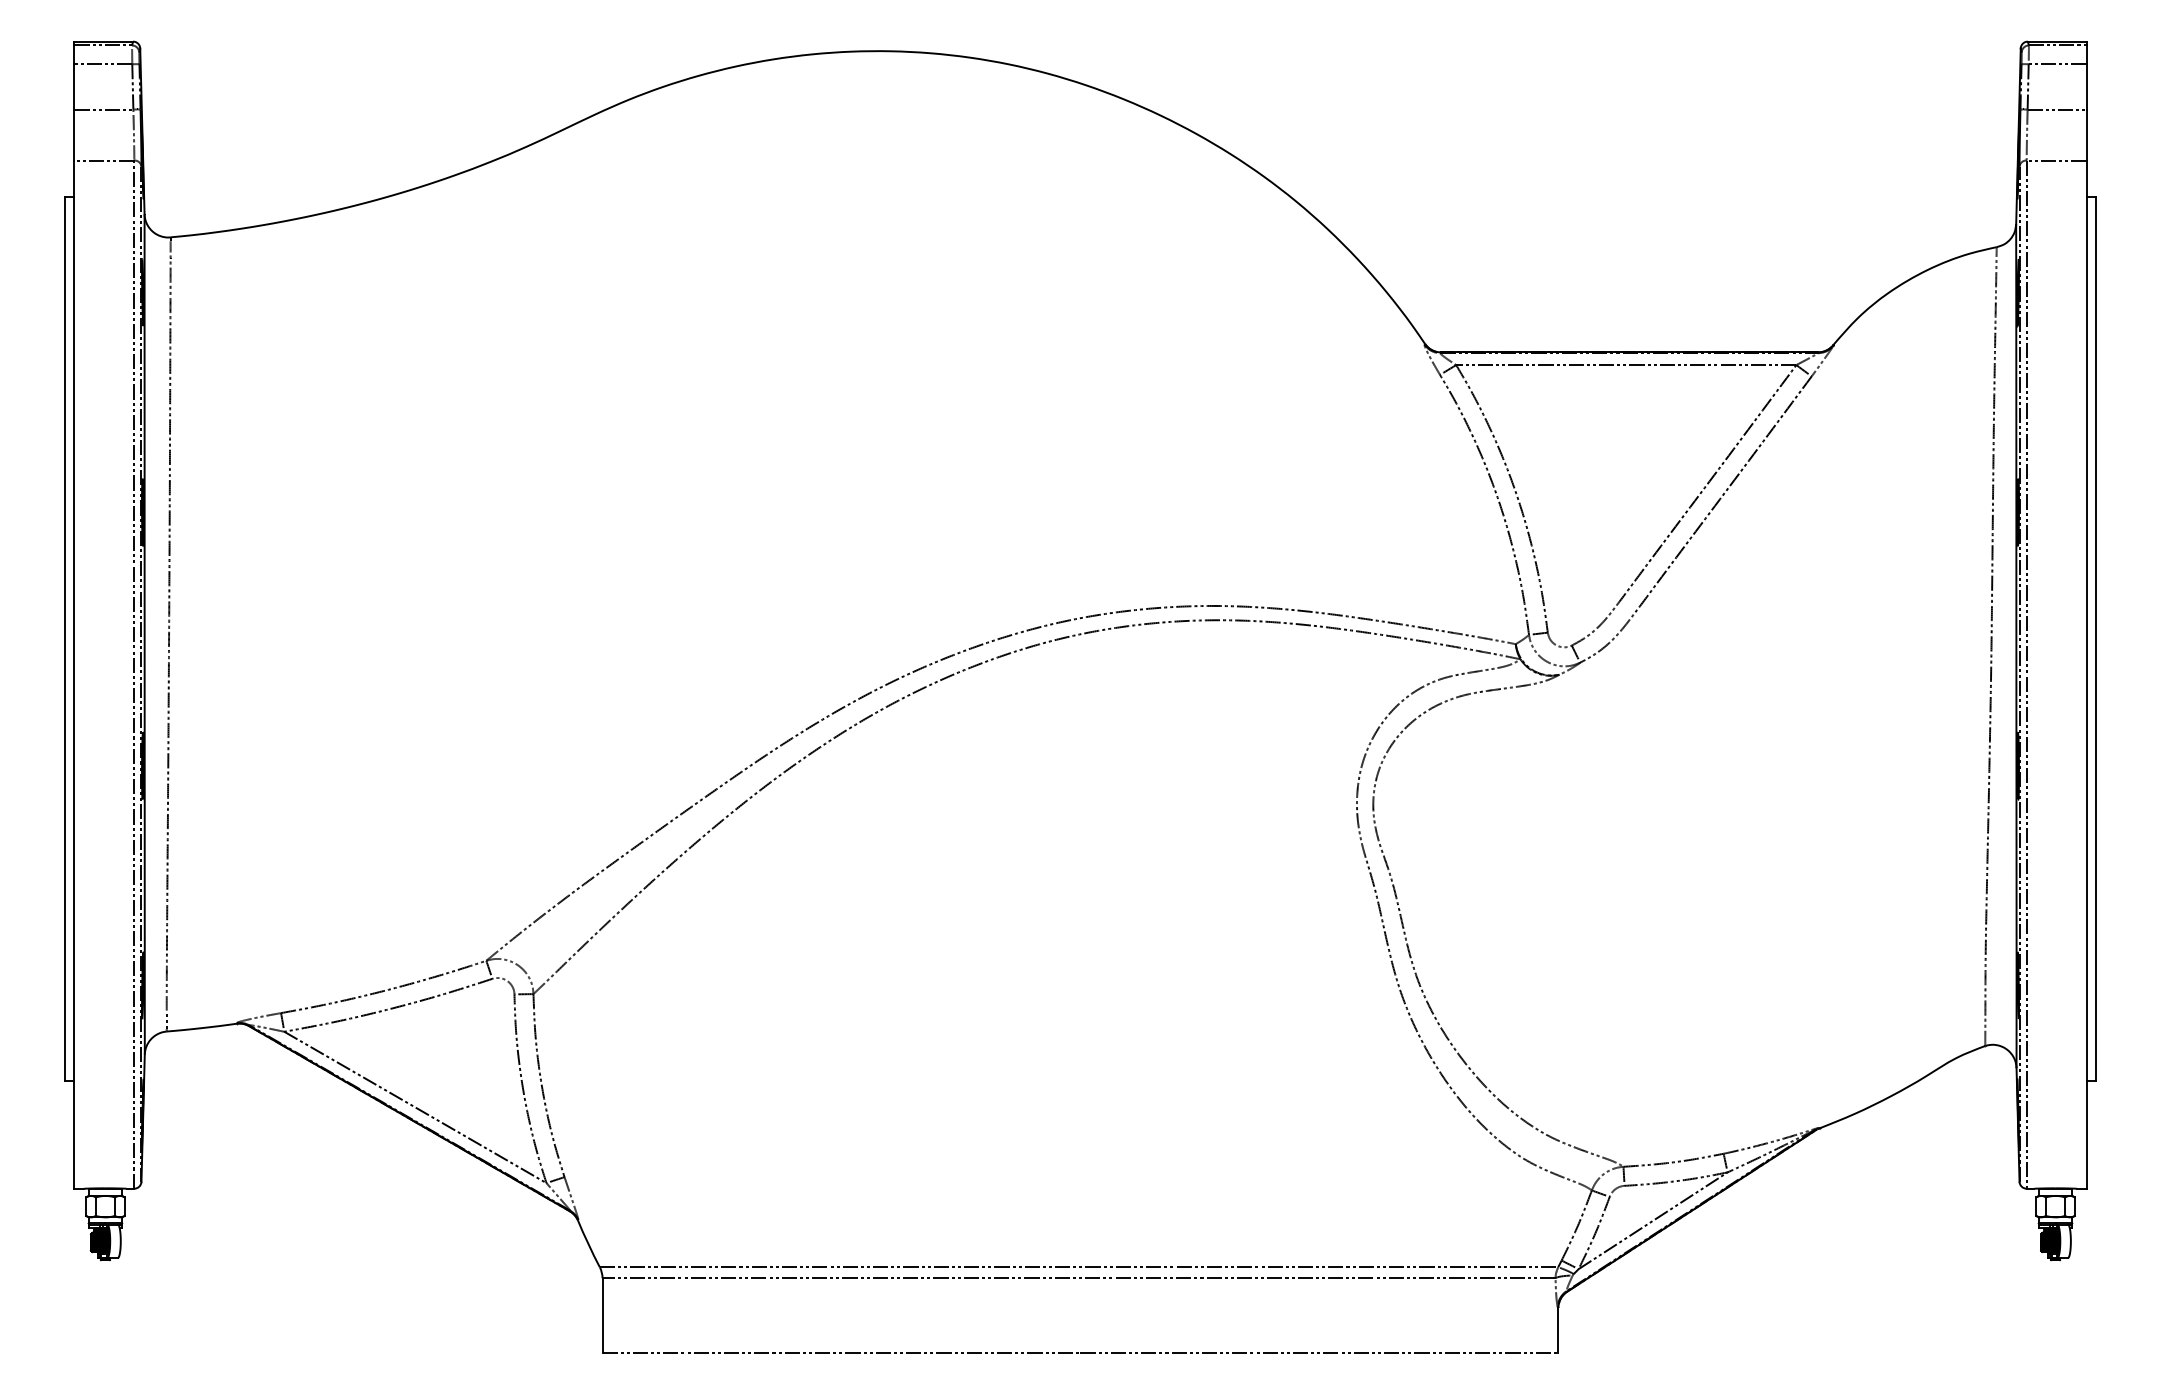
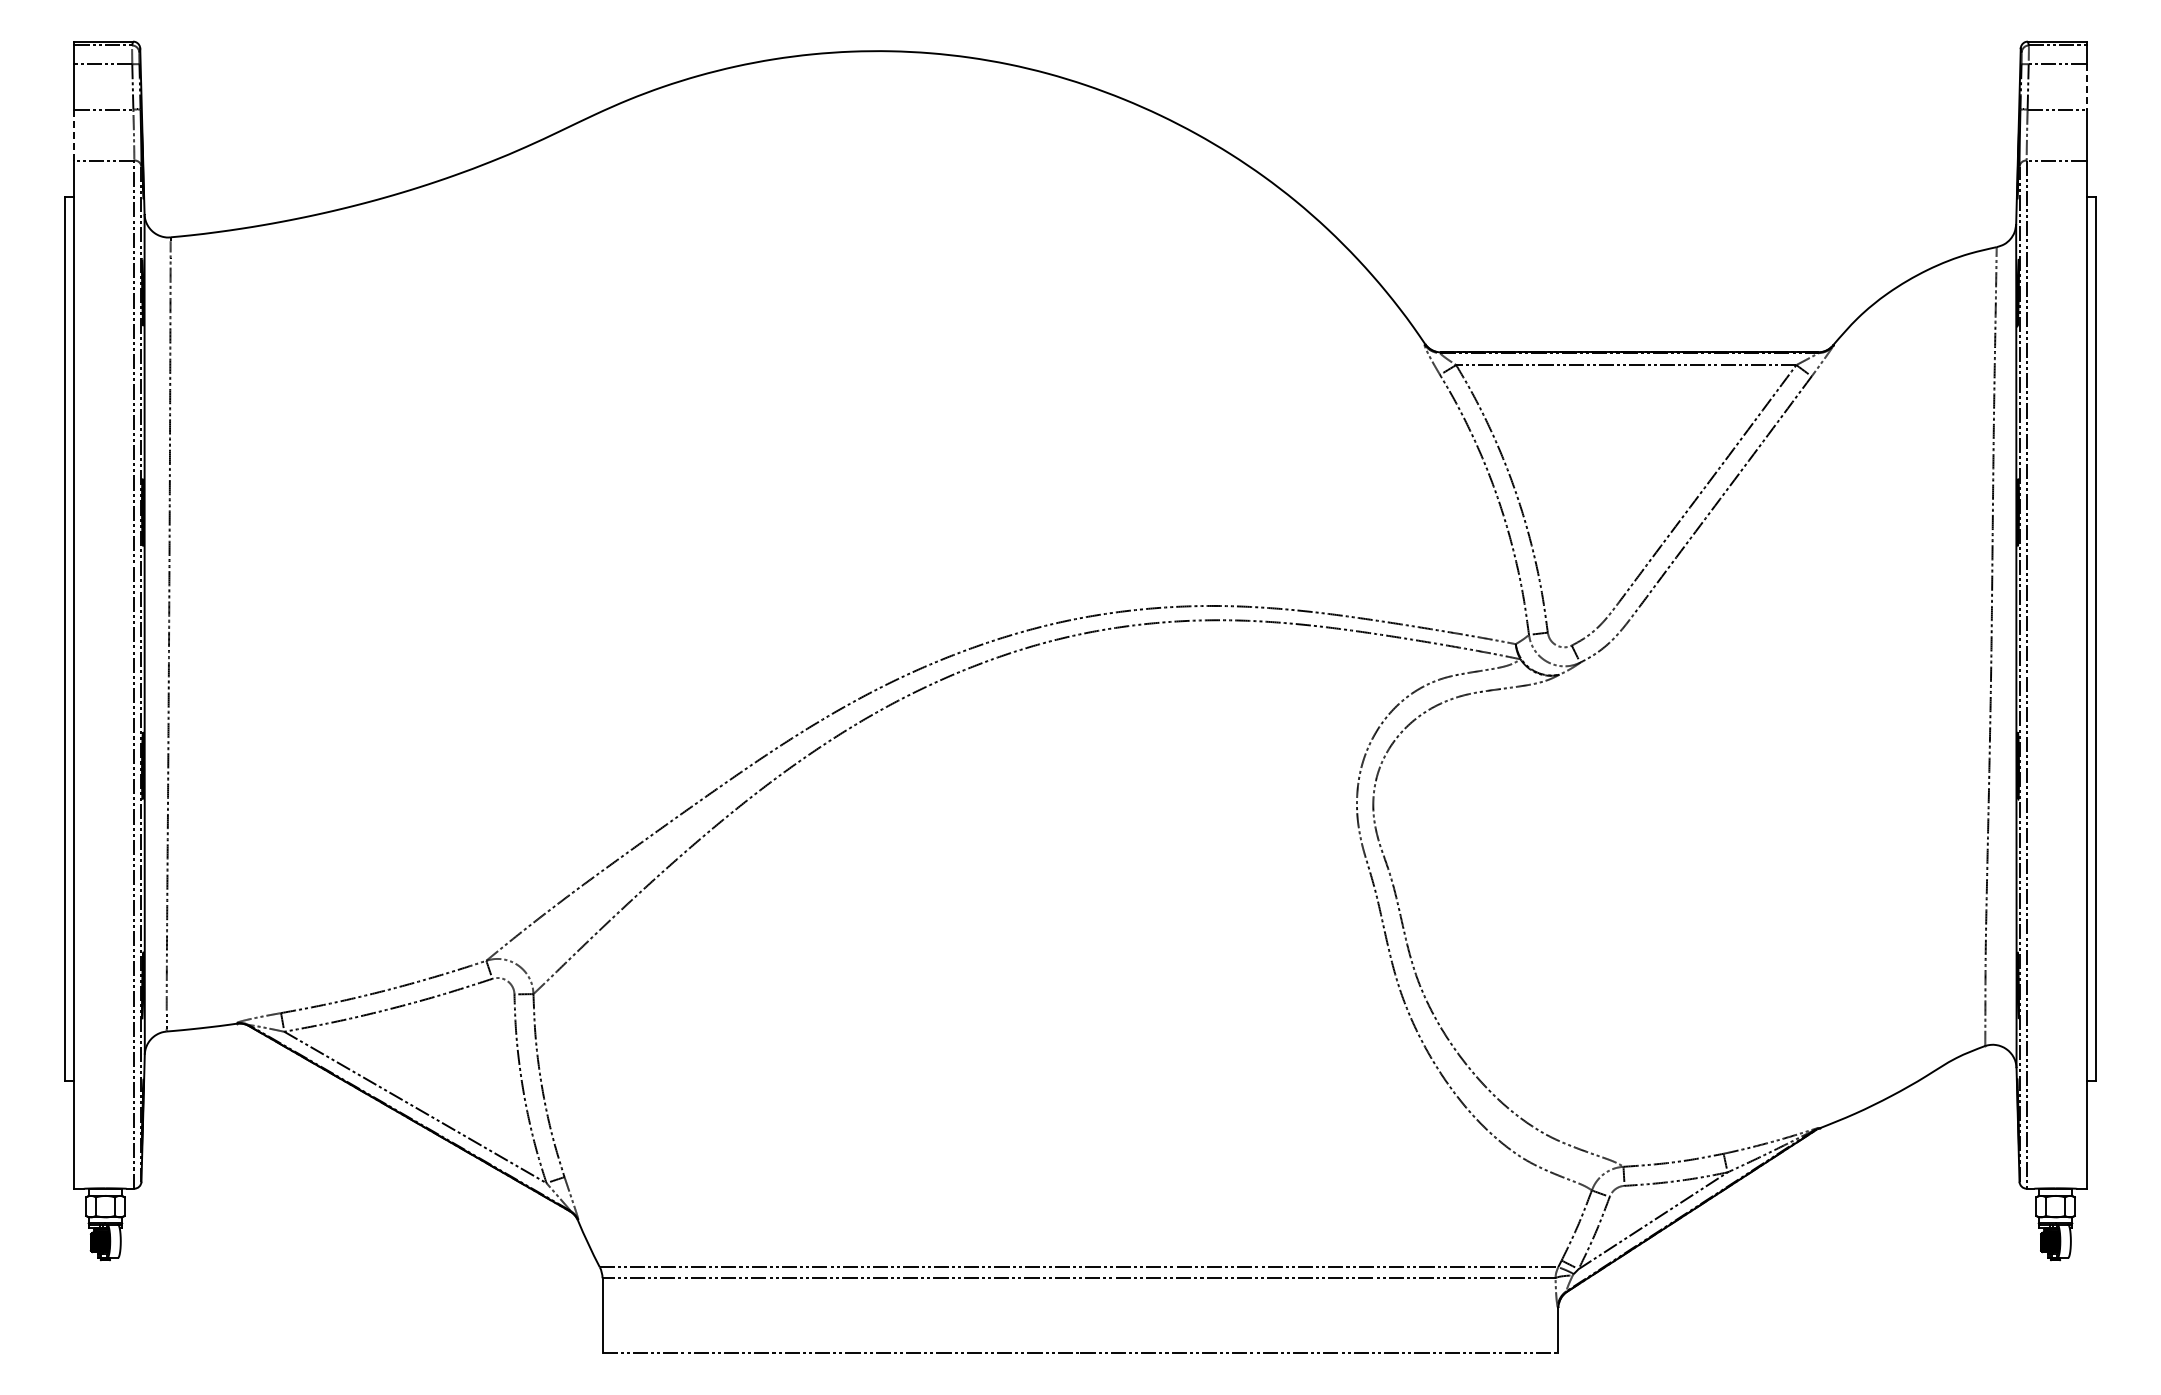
line: solid -> dashed (2086, 86)
line: solid -> dashed (74, 134)
